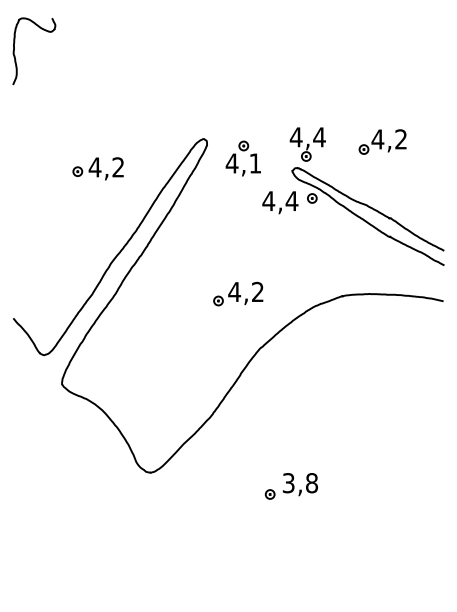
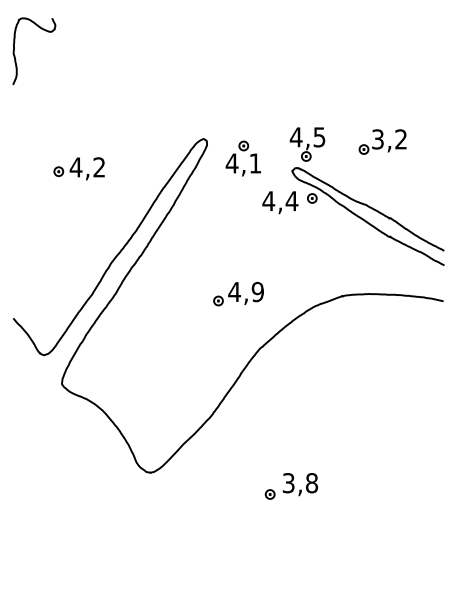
text: 4,4 -> 4,5 (319, 137)
text: 4,2 -> 3,2 (377, 139)
part position: (97, 168) -> (78, 168) (78, 168)
text: 4,2 -> 4,9 (257, 292)
